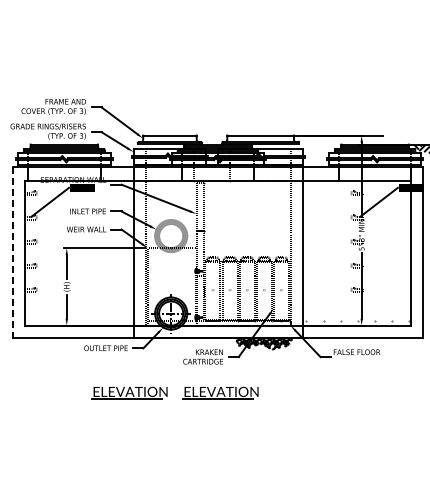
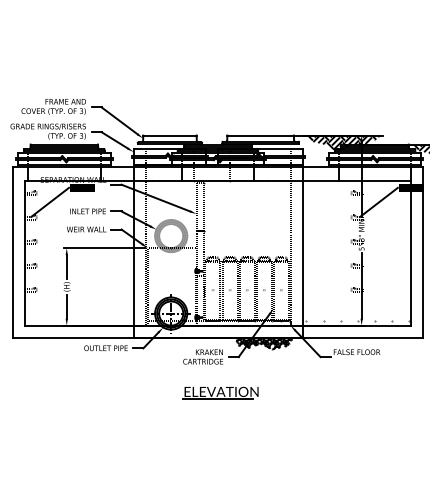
hatch: none -> present (343, 143)
line: dashed -> solid (13, 252)
part: present -> none (129, 392)
